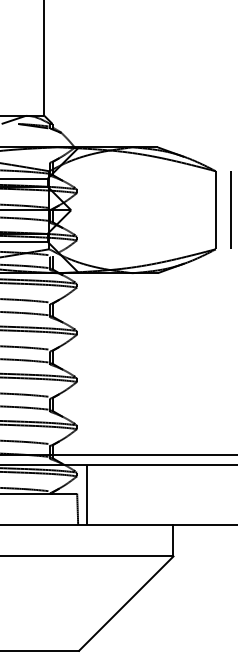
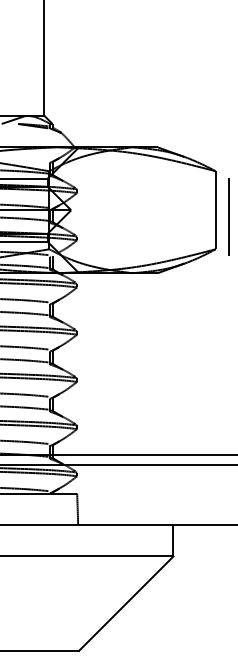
line position: (230, 209) -> (228, 216) (228, 216)
line: present -> none (86, 494)
